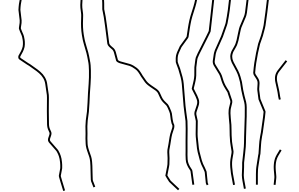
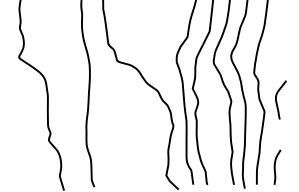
curve position: (277, 81) -> (277, 101) (277, 101)
